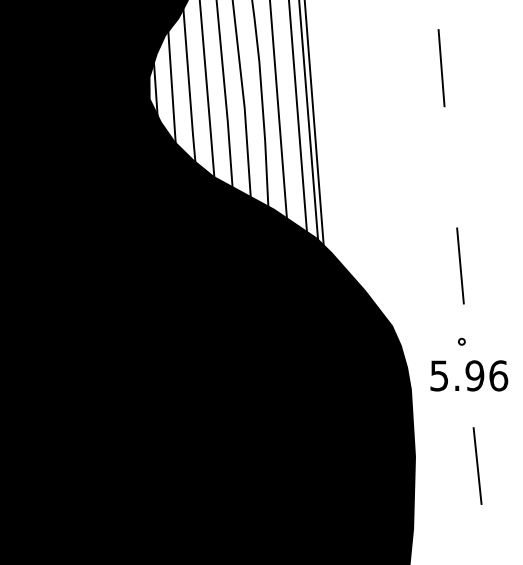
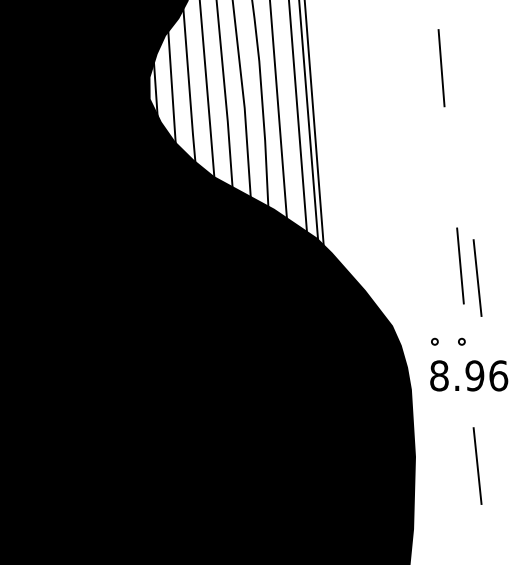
line: none -> present (477, 277)
part: none -> present (434, 341)
text: 5.96 -> 8.96 (439, 375)
